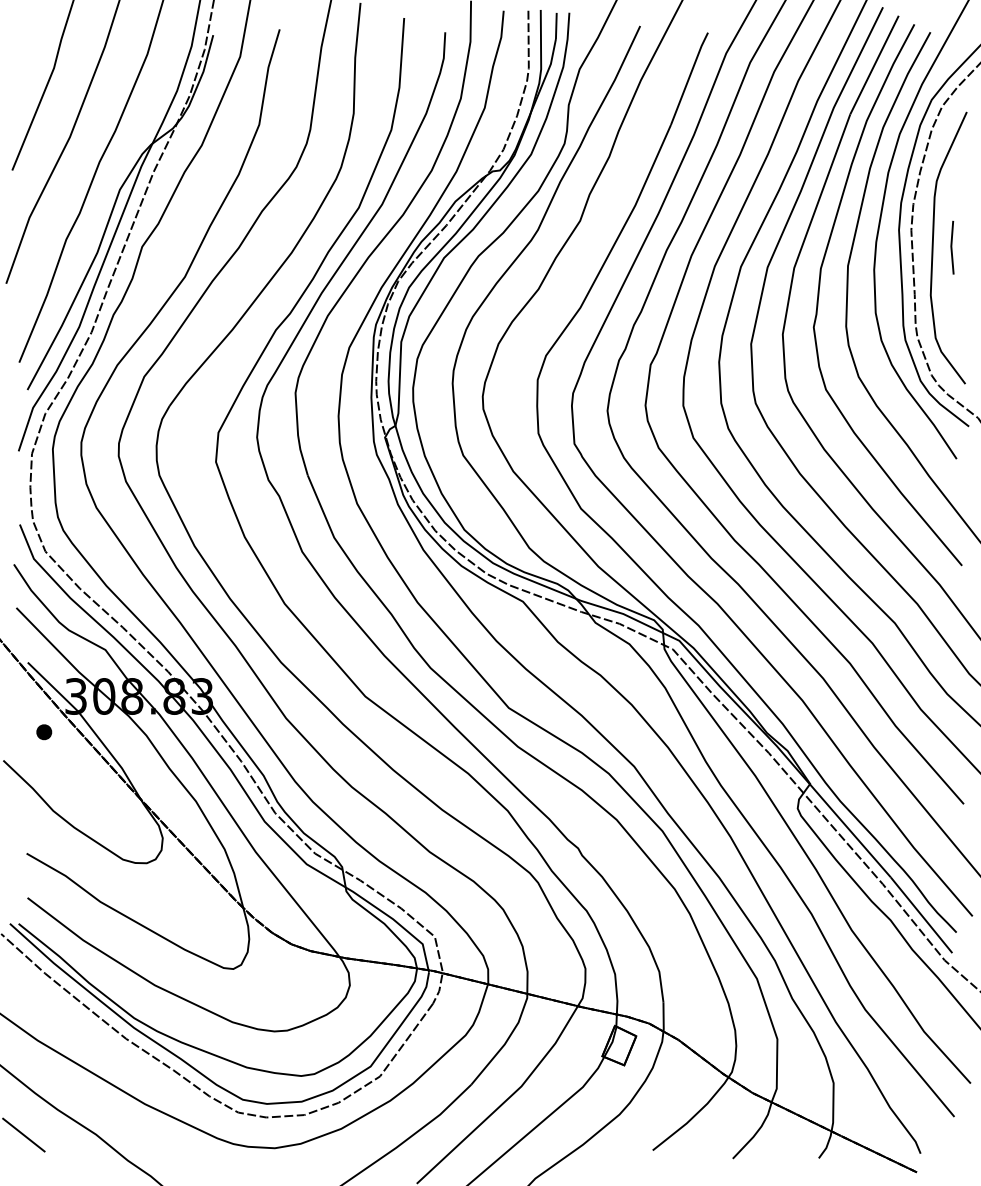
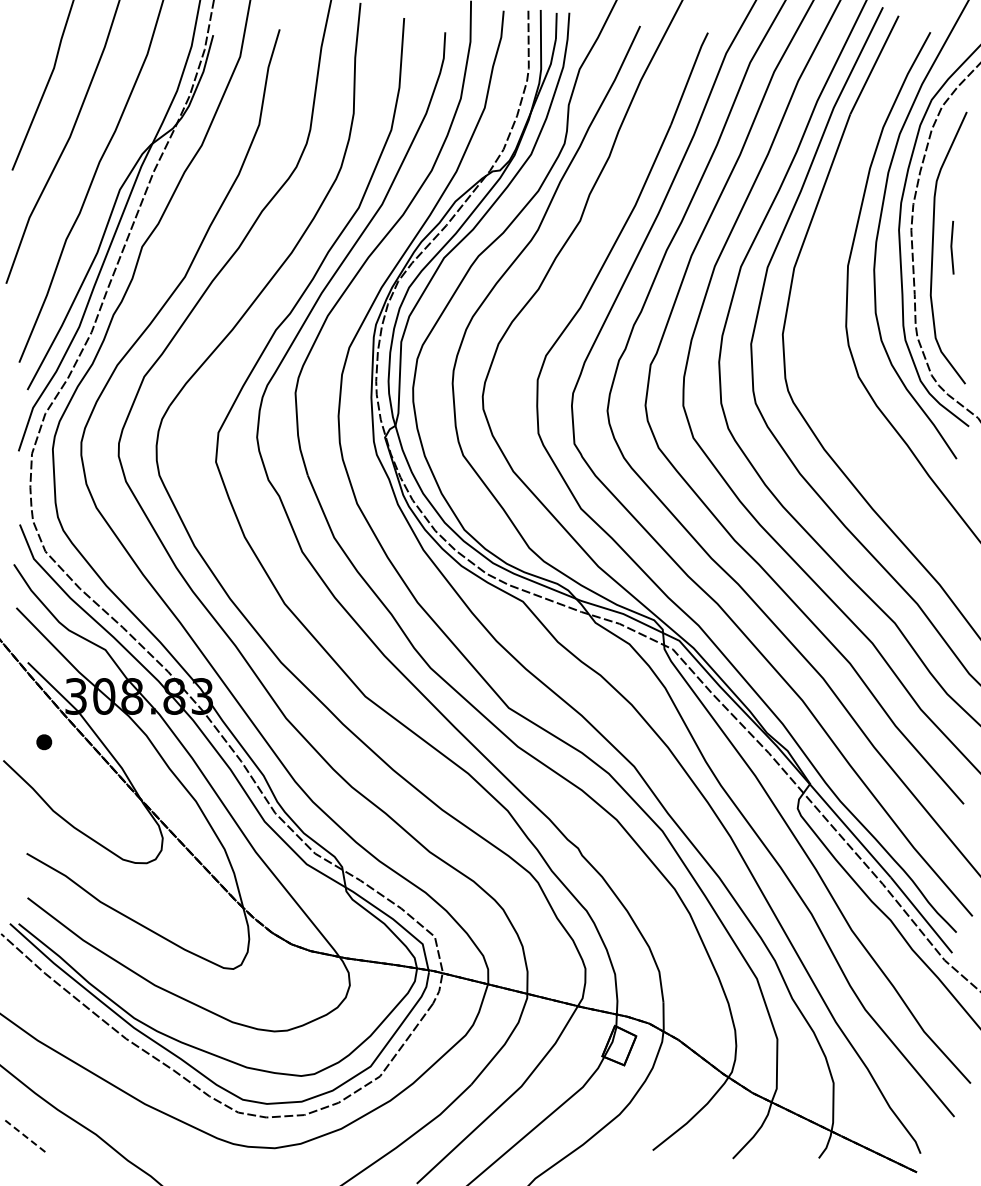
curve: present -> none (820, 286)
part position: (44, 732) -> (44, 742) (44, 742)
line: solid -> dashed (23, 1134)
